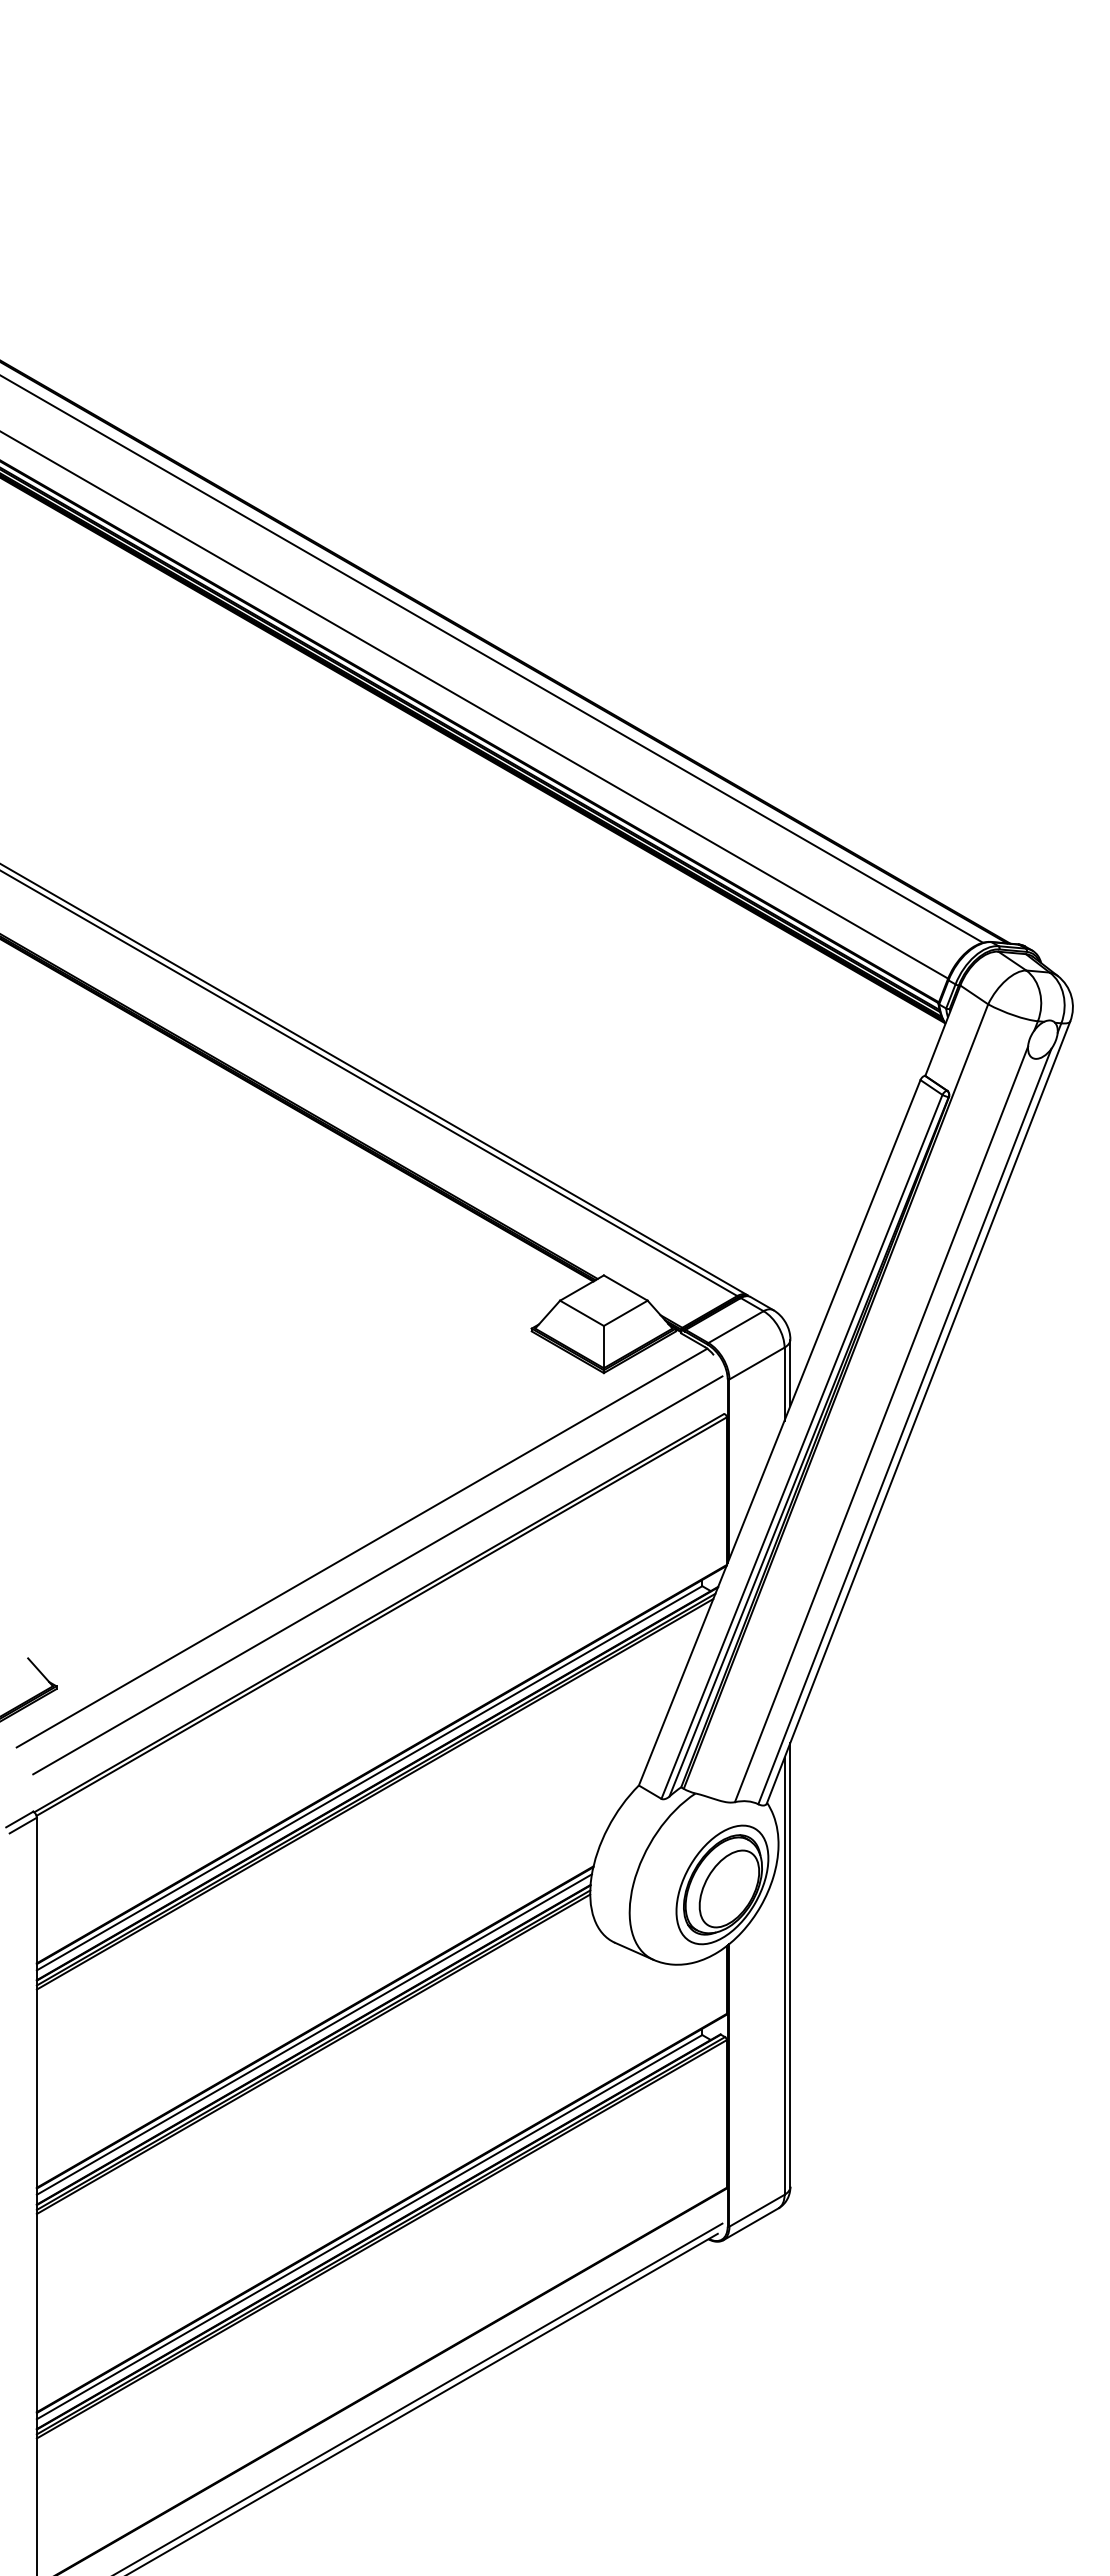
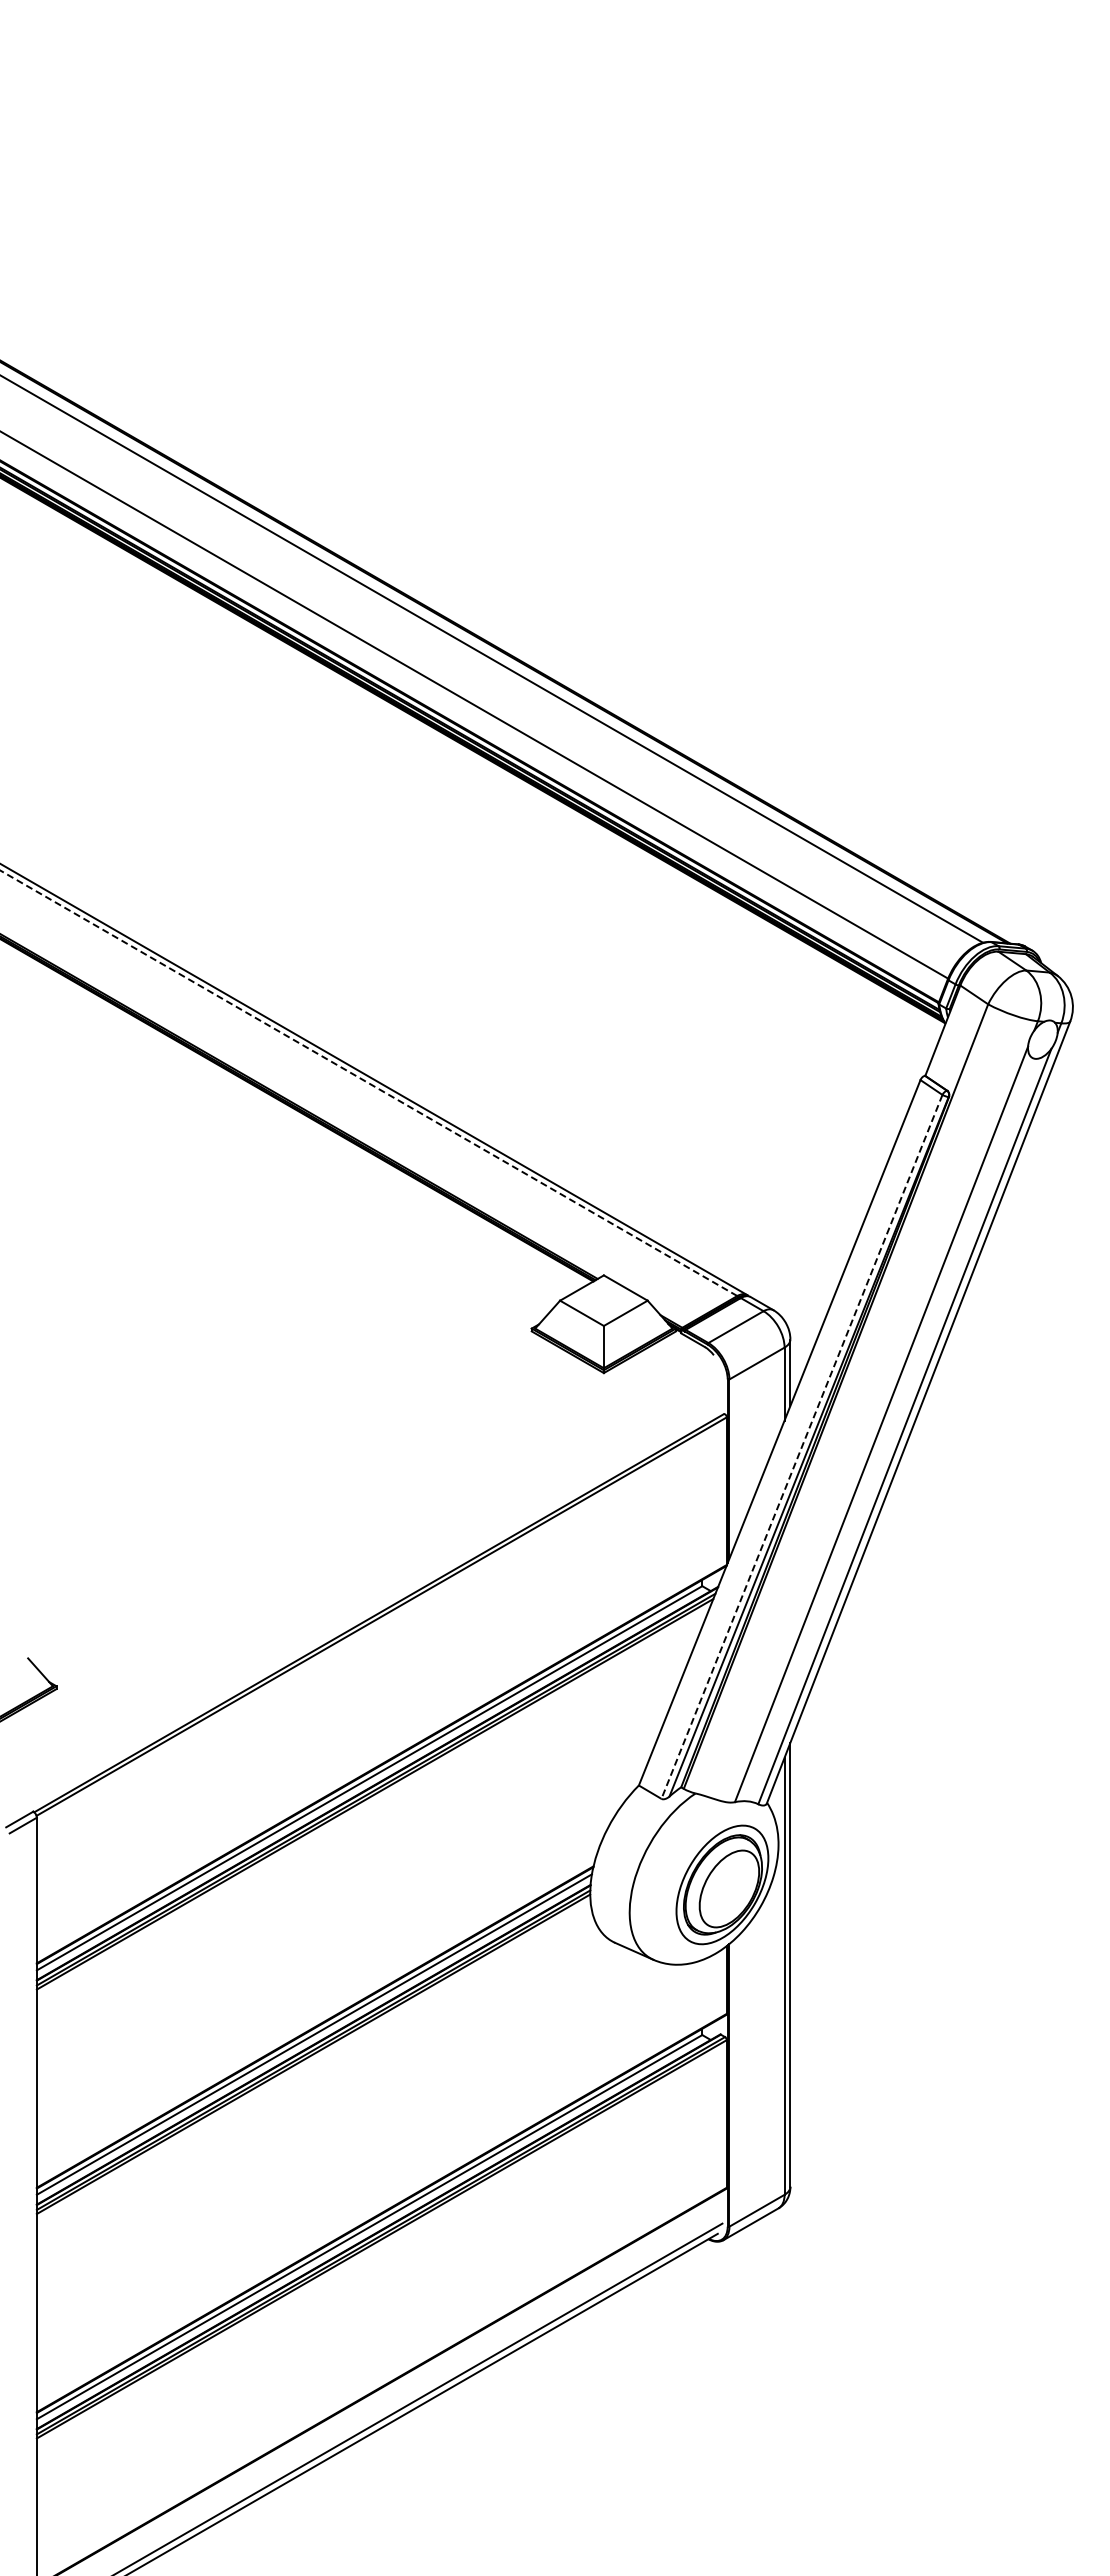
line: solid -> dashed (368, 1083)
line: solid -> dashed (801, 1446)
line: present -> none (361, 1547)
line: present -> none (377, 1575)
